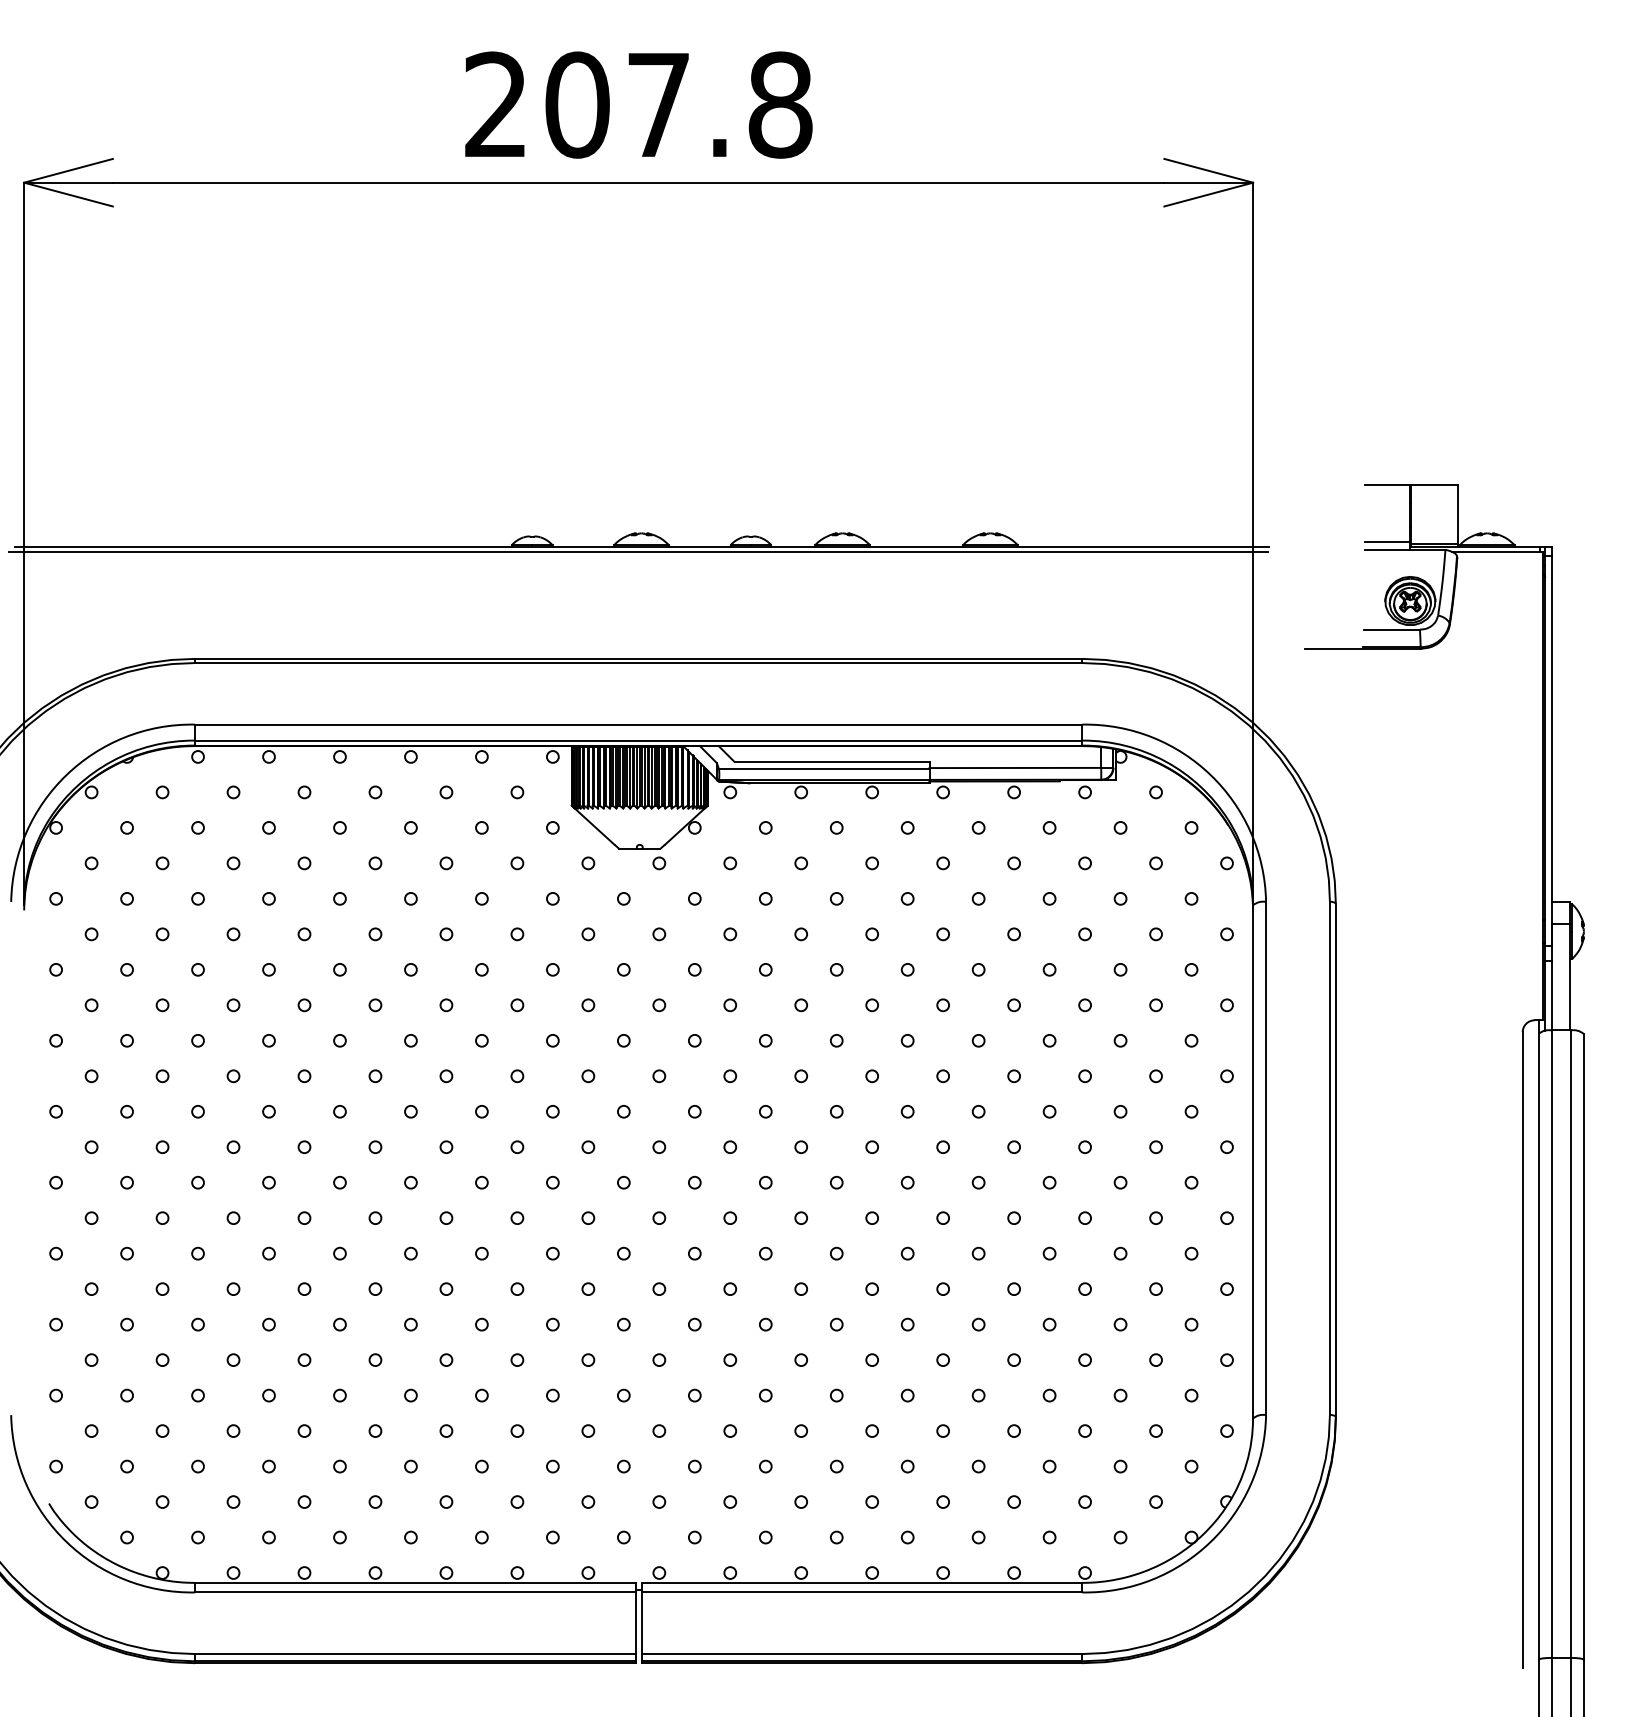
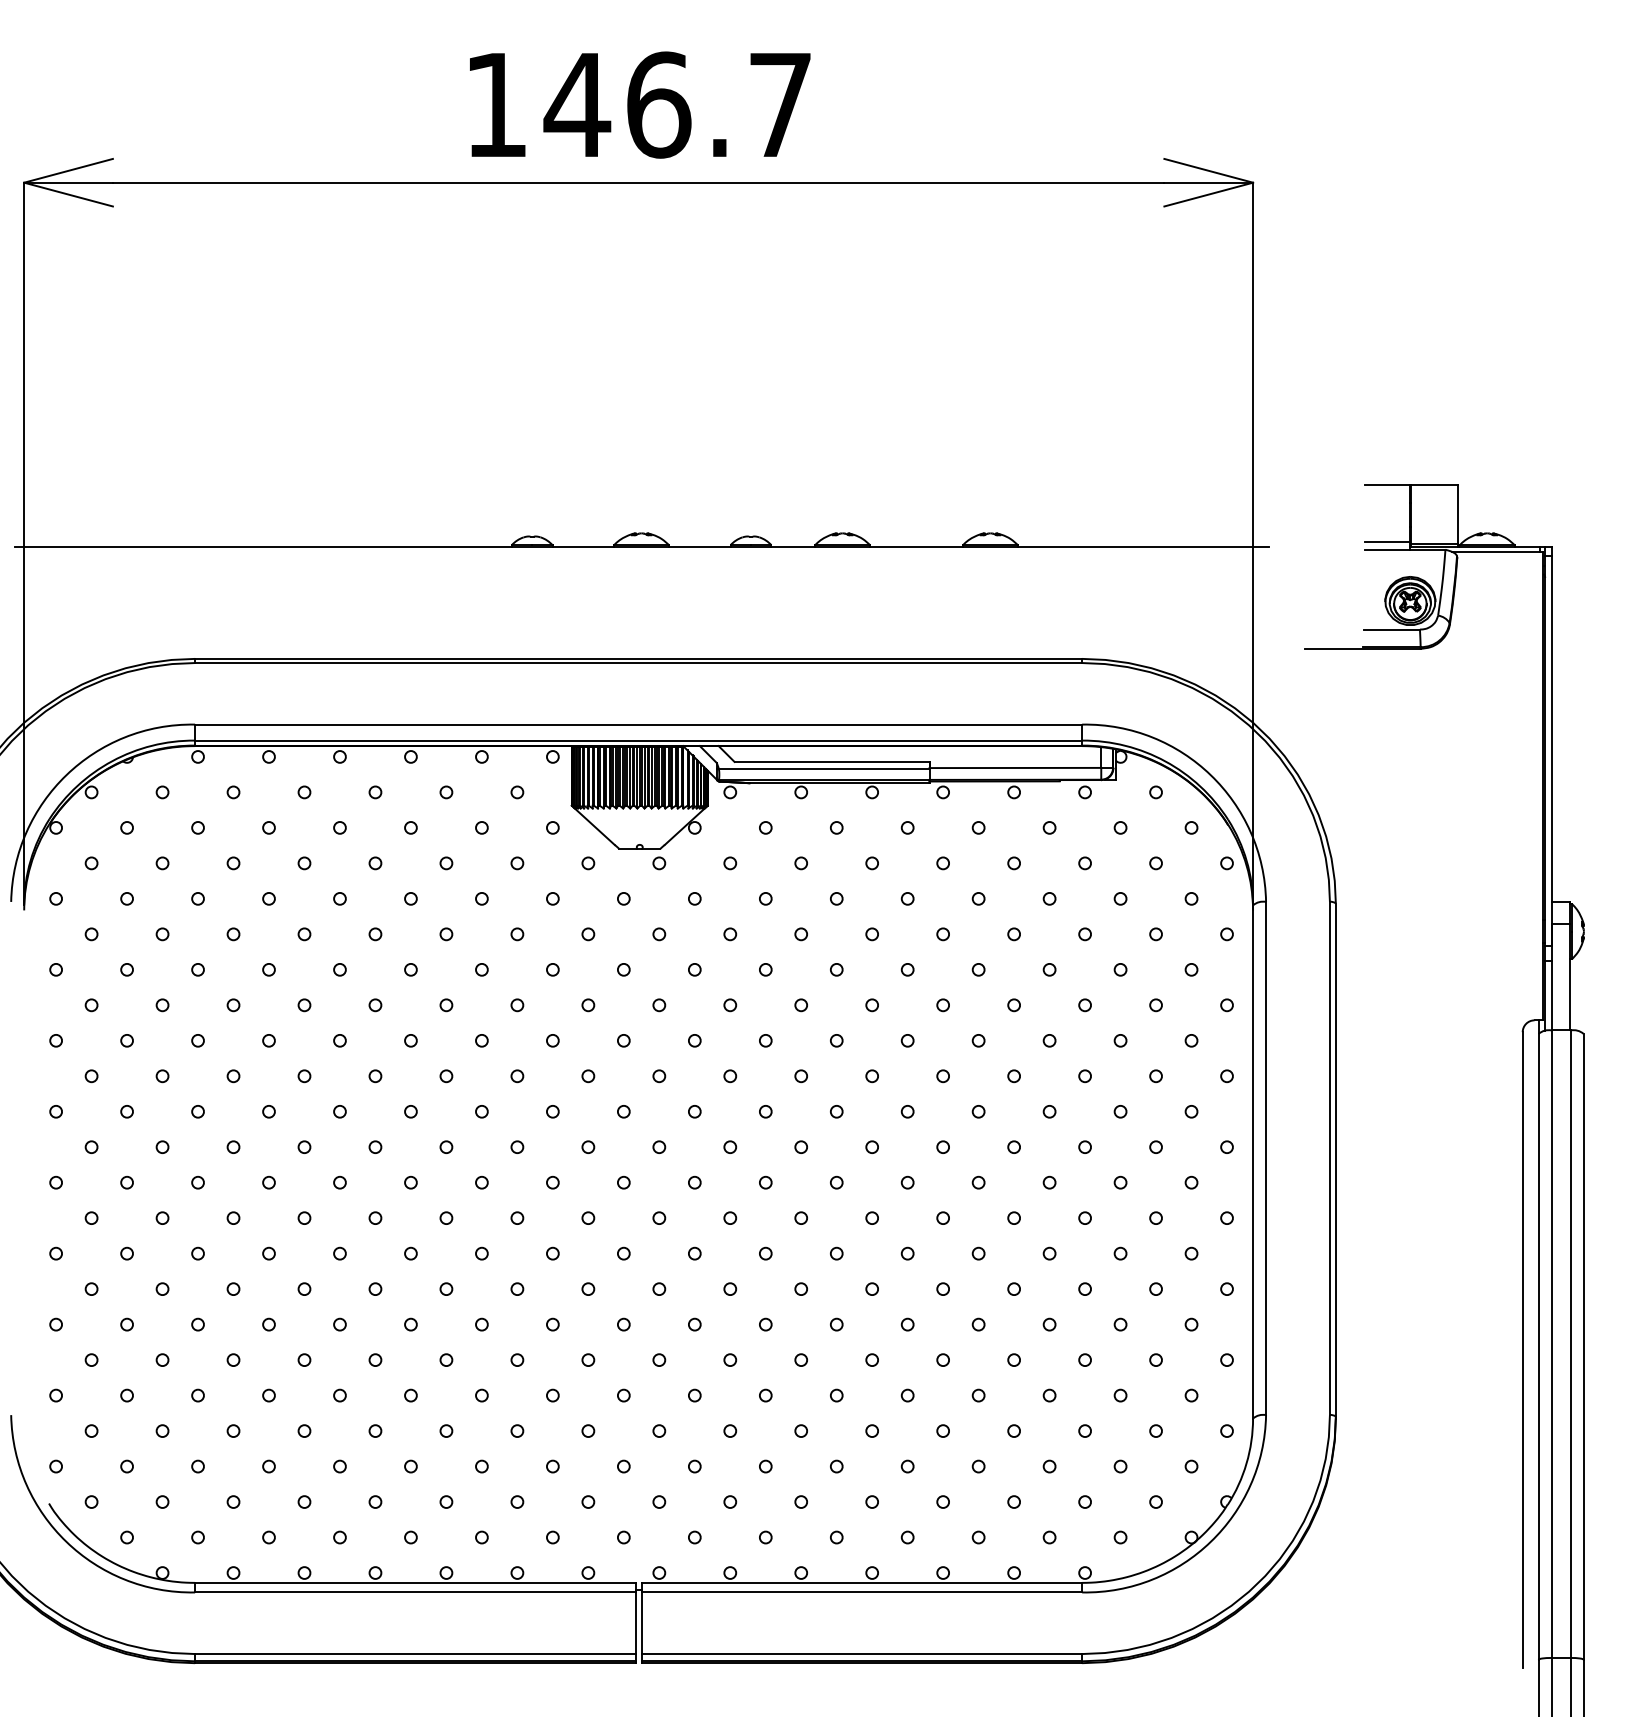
text: 207.8 -> 146.7 (638, 104)
line: present -> none (638, 551)
